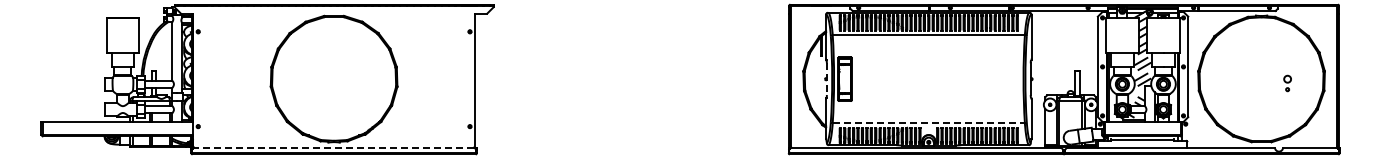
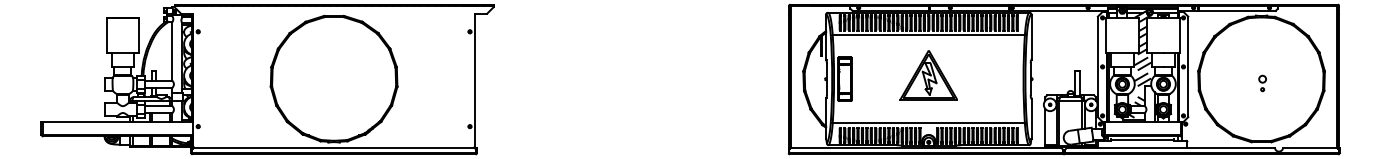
part: none -> present (928, 75)
line: dashed -> solid (826, 79)
part position: (1287, 83) -> (1262, 83) (1262, 83)
line: dashed -> solid (929, 123)
line: dashed -> solid (334, 147)
